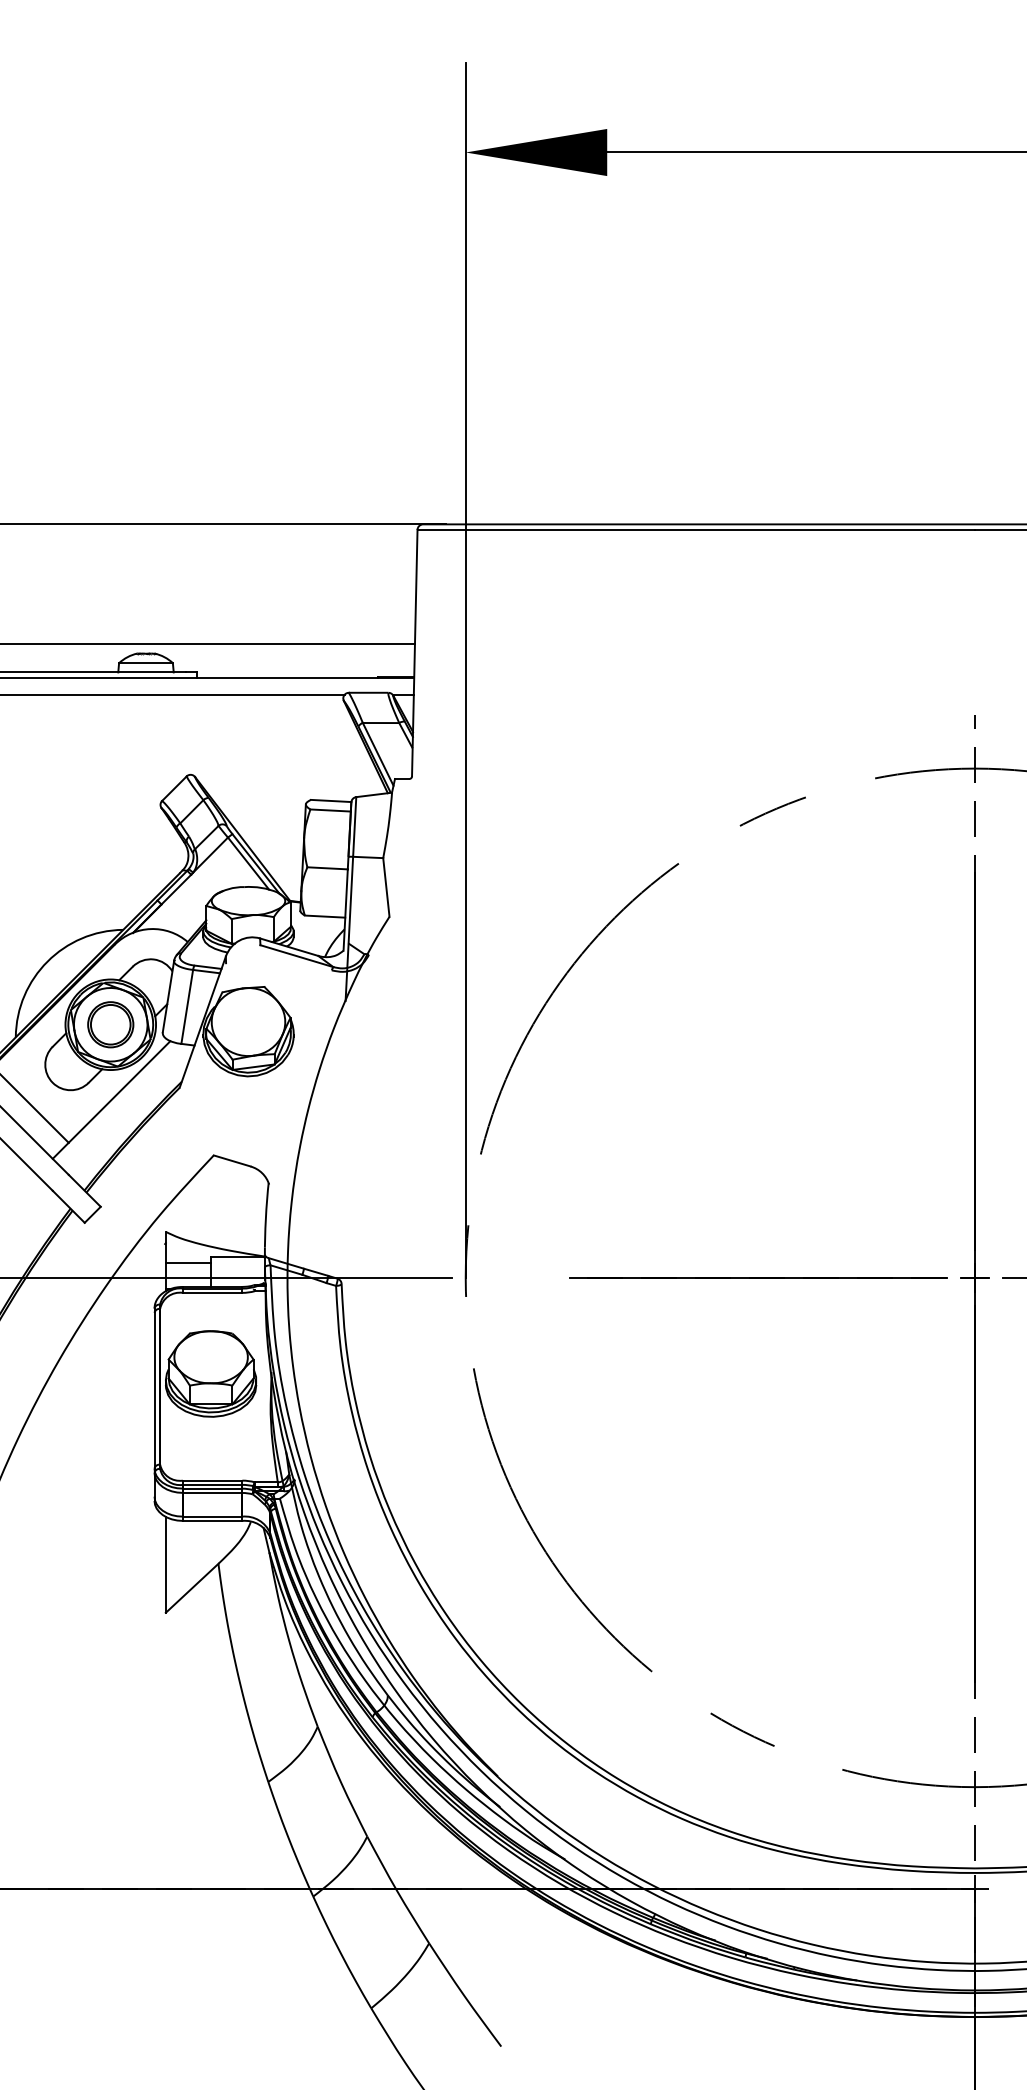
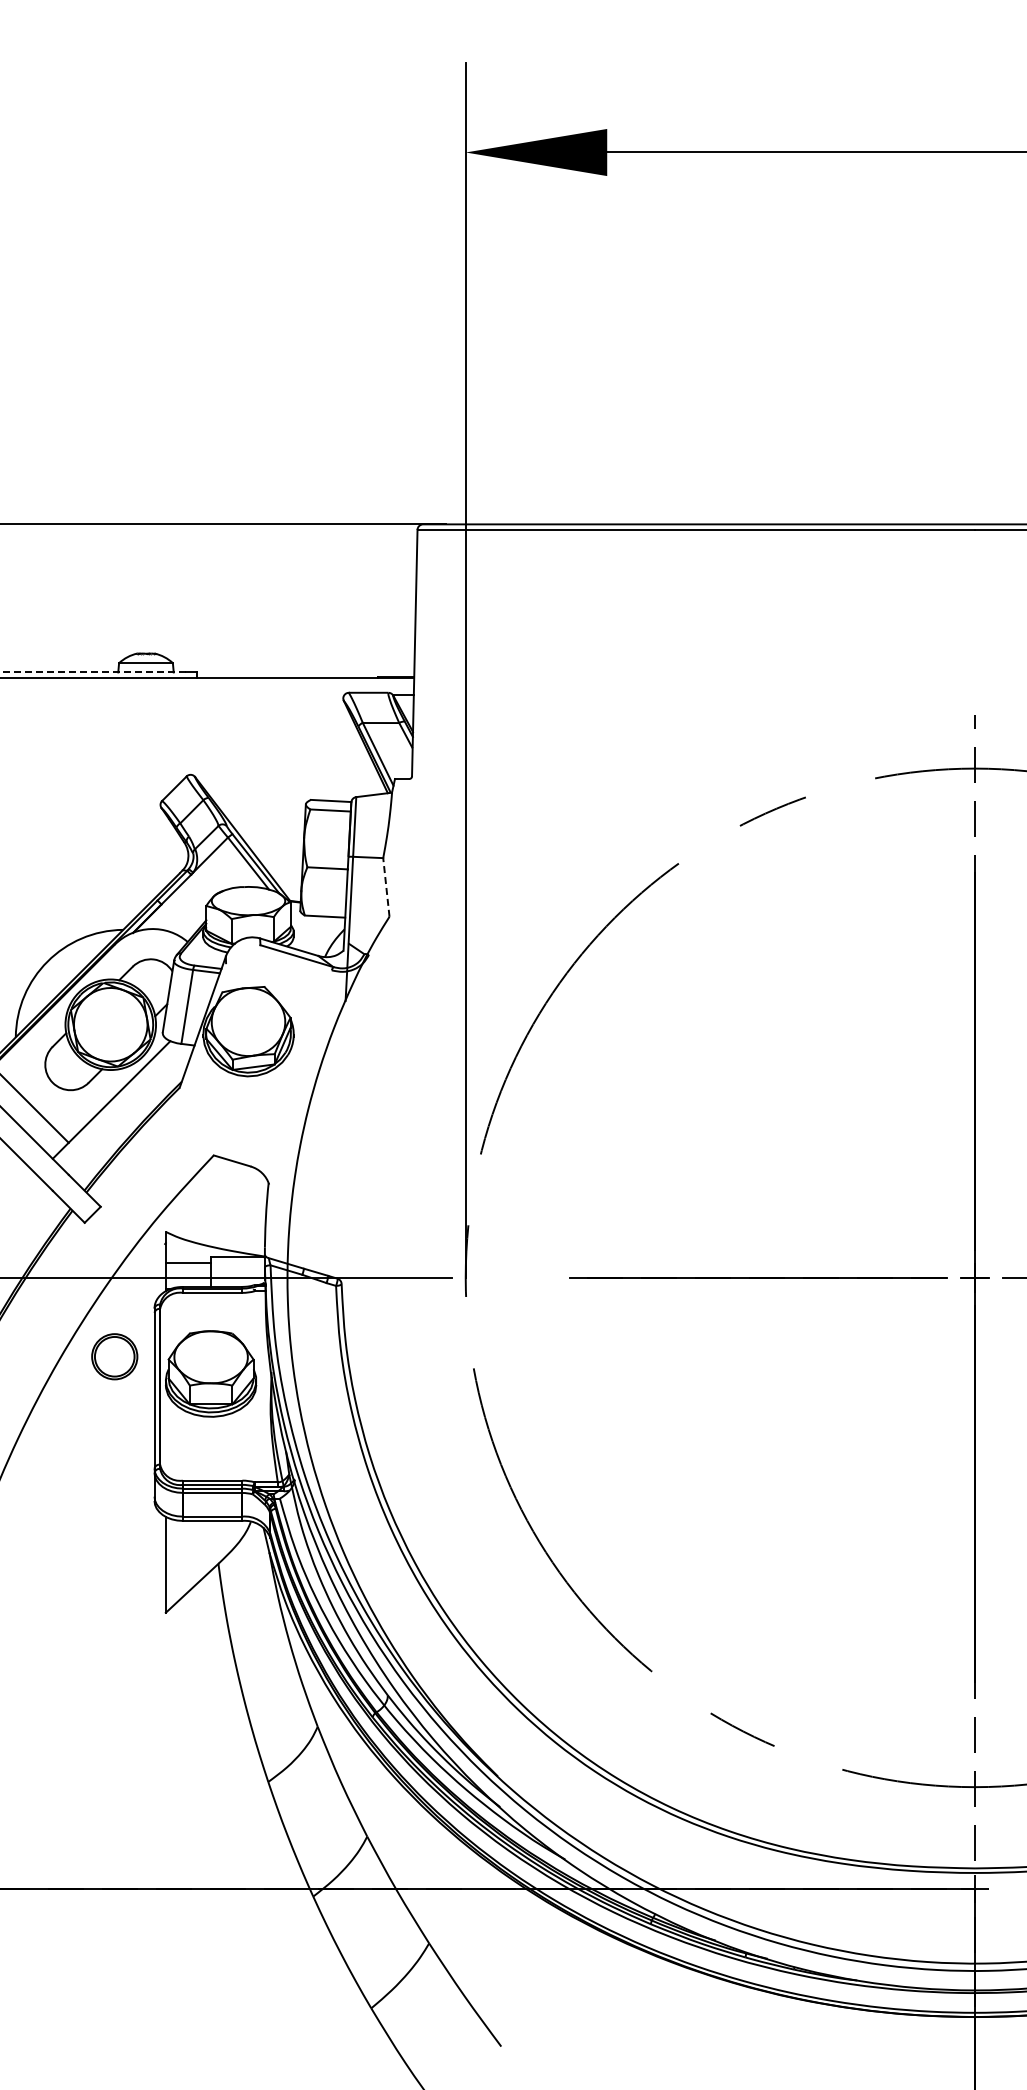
line: present -> none (208, 644)
line: solid -> dashed (92, 672)
line: present -> none (173, 695)
line: solid -> dashed (386, 887)
part position: (110, 1024) -> (114, 1356) (114, 1356)
